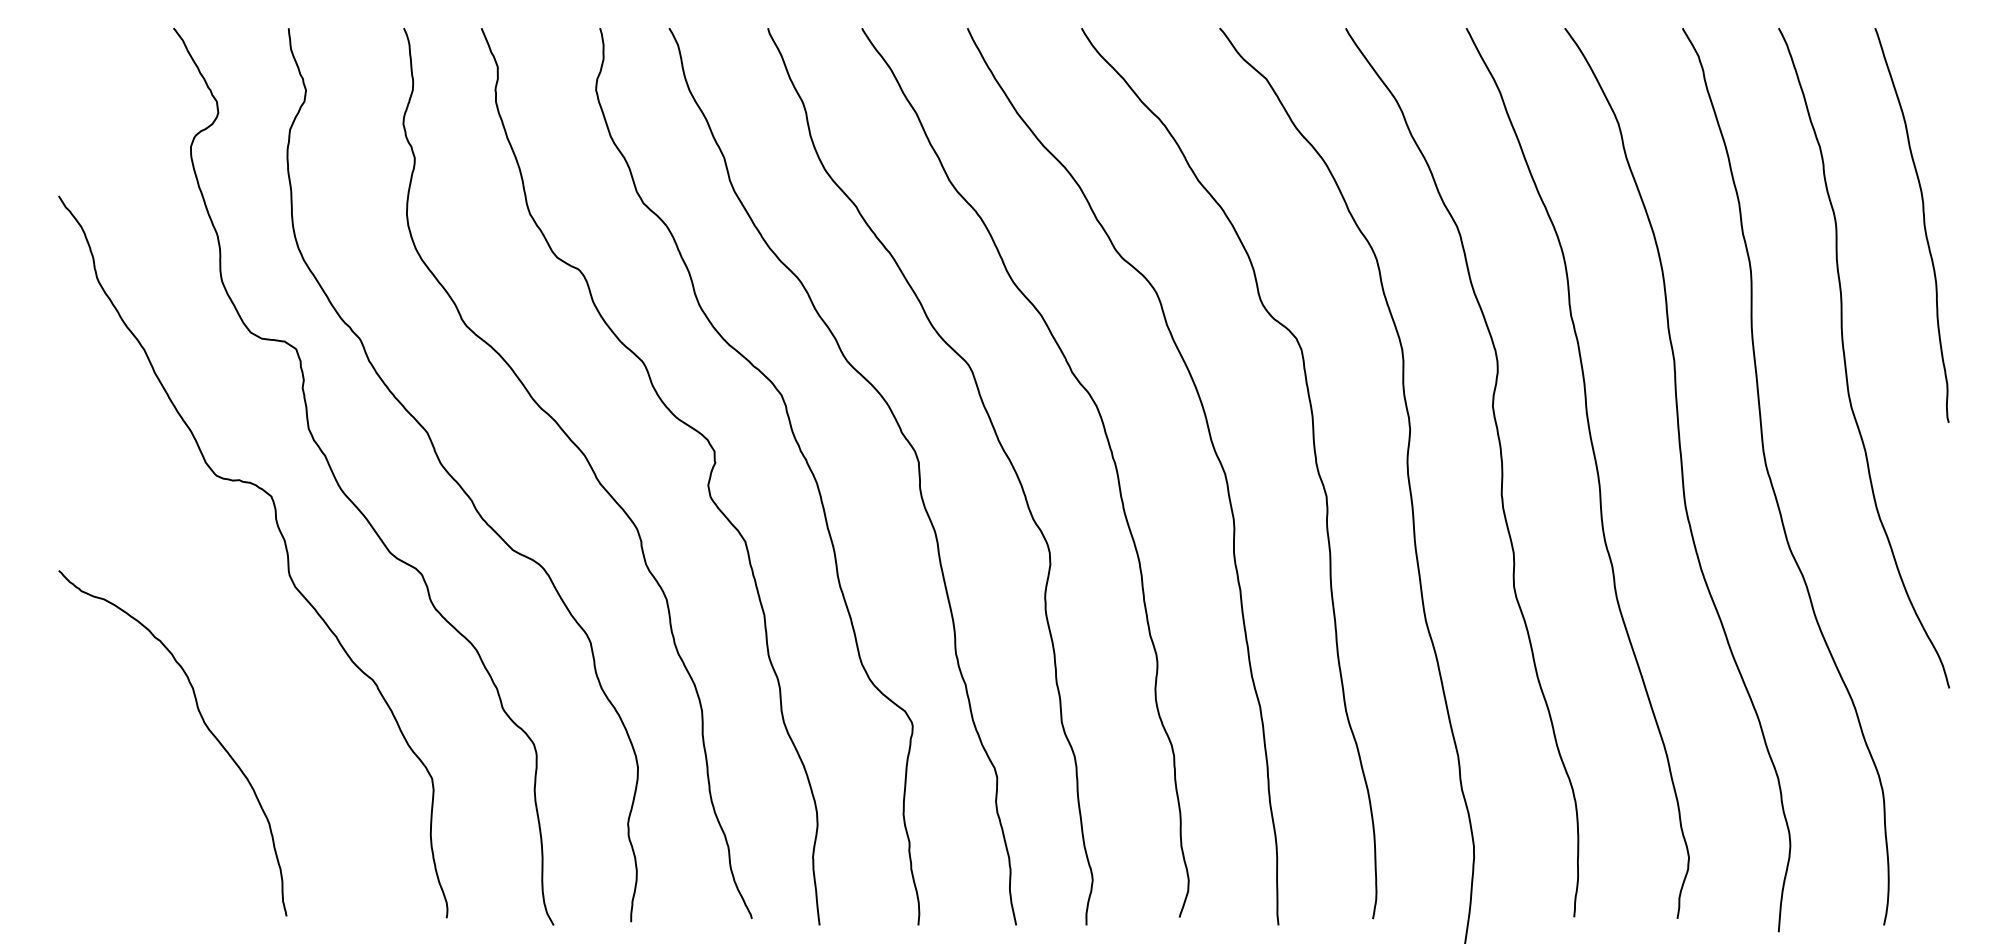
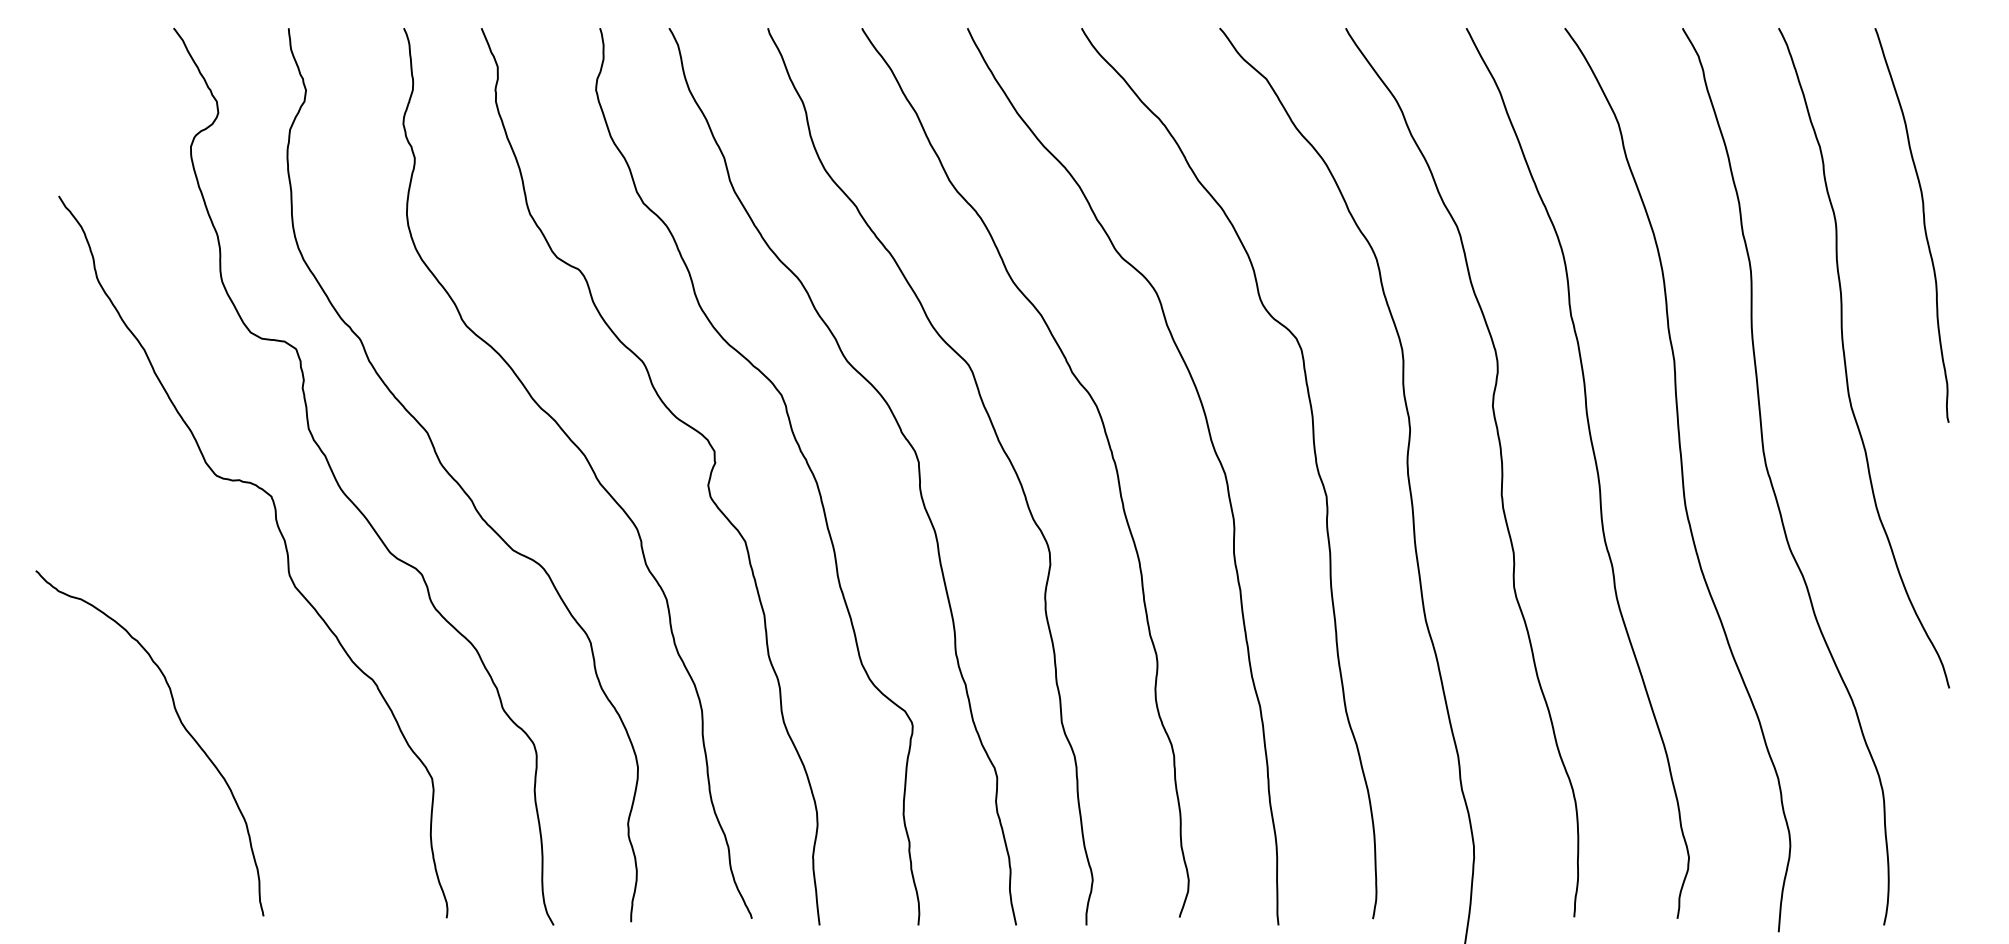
curve position: (203, 723) -> (180, 723) (180, 723)
